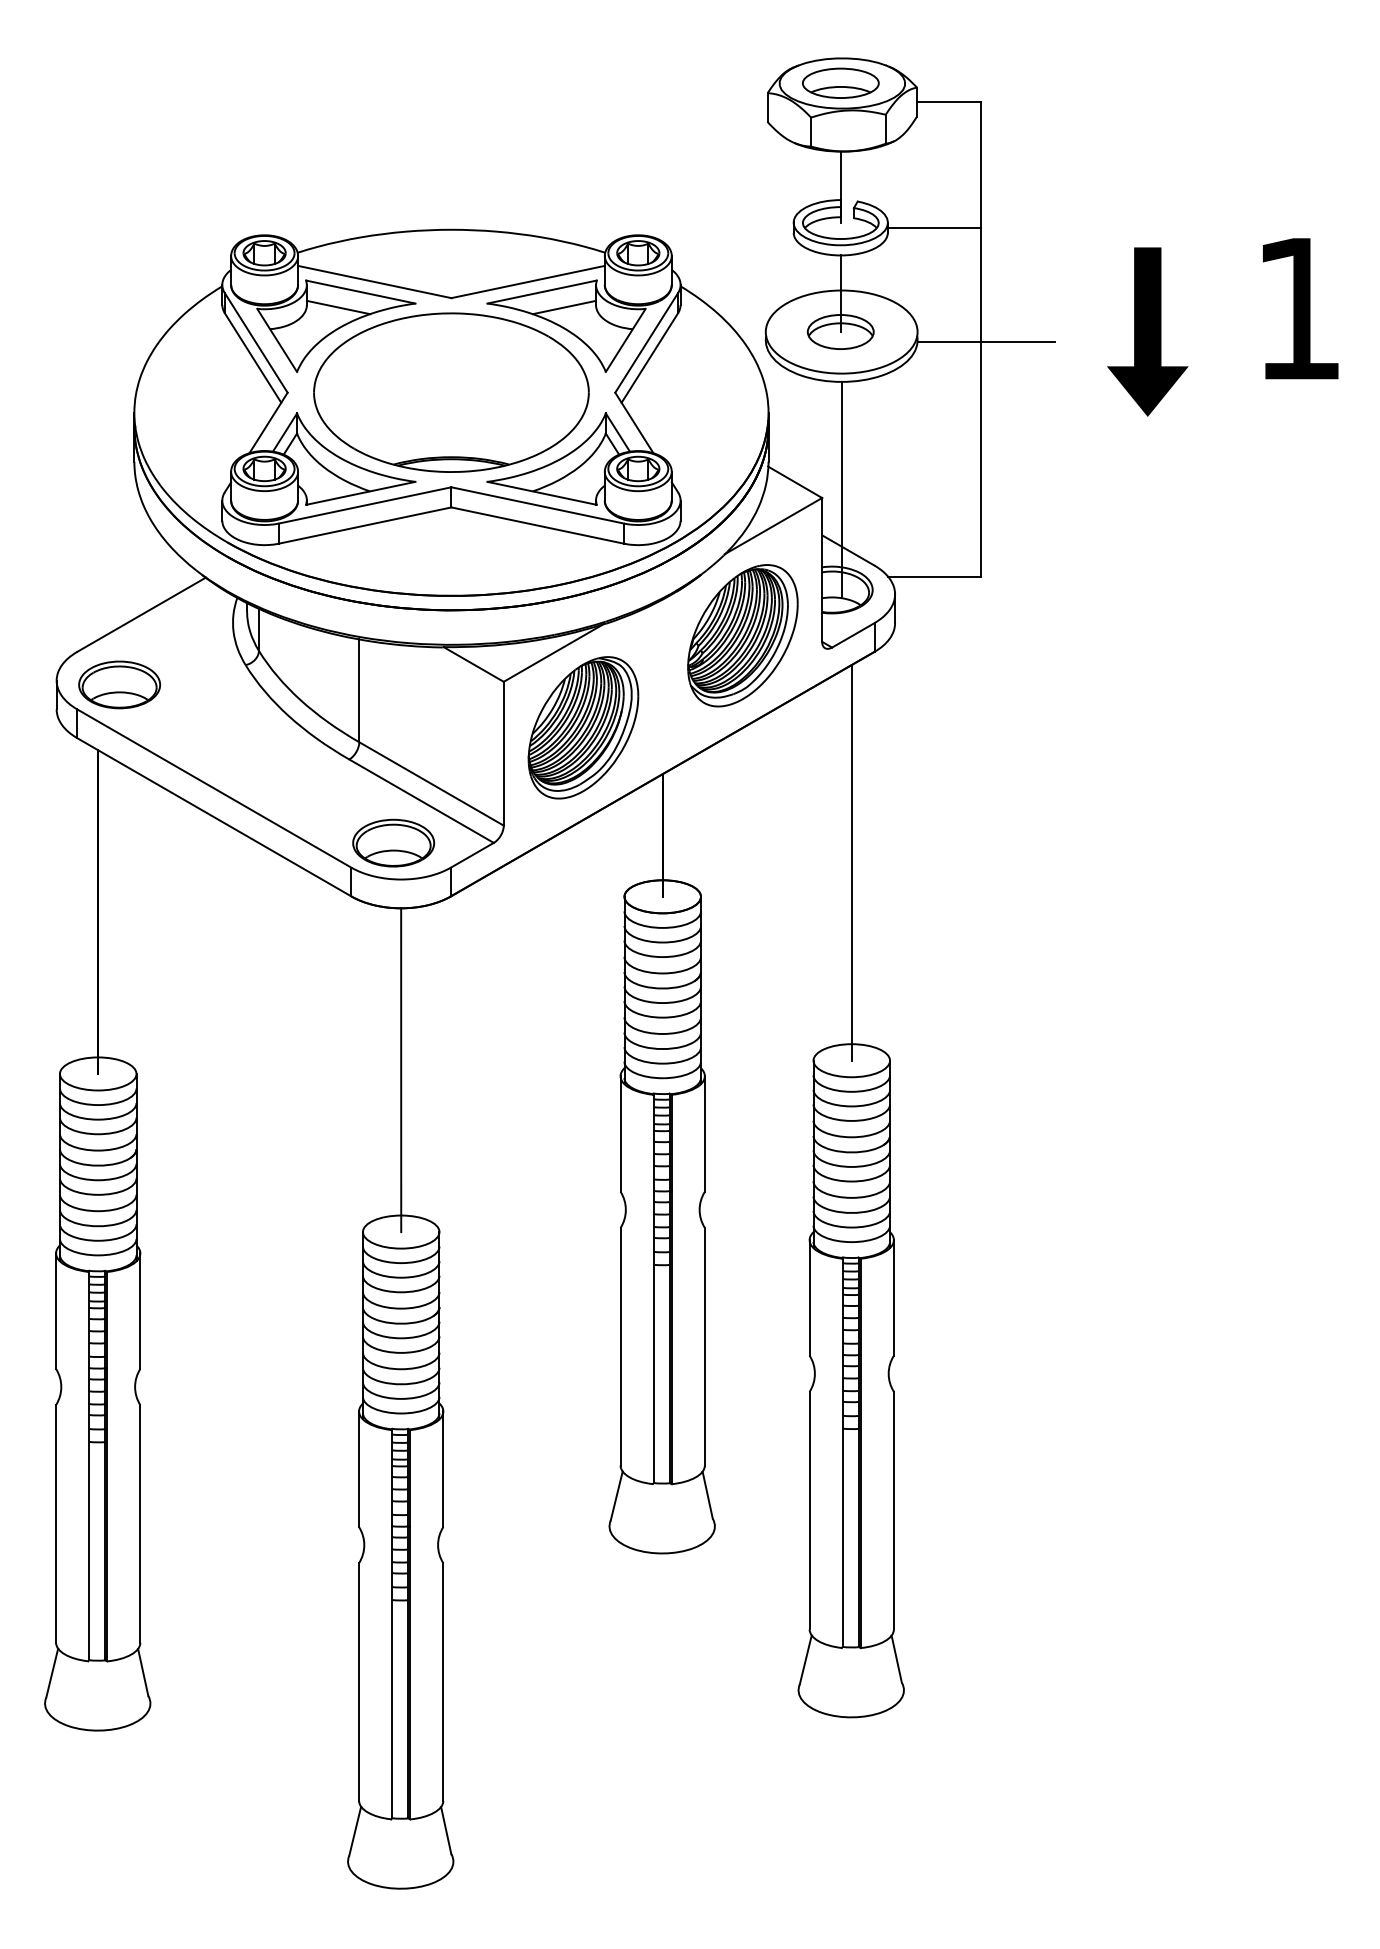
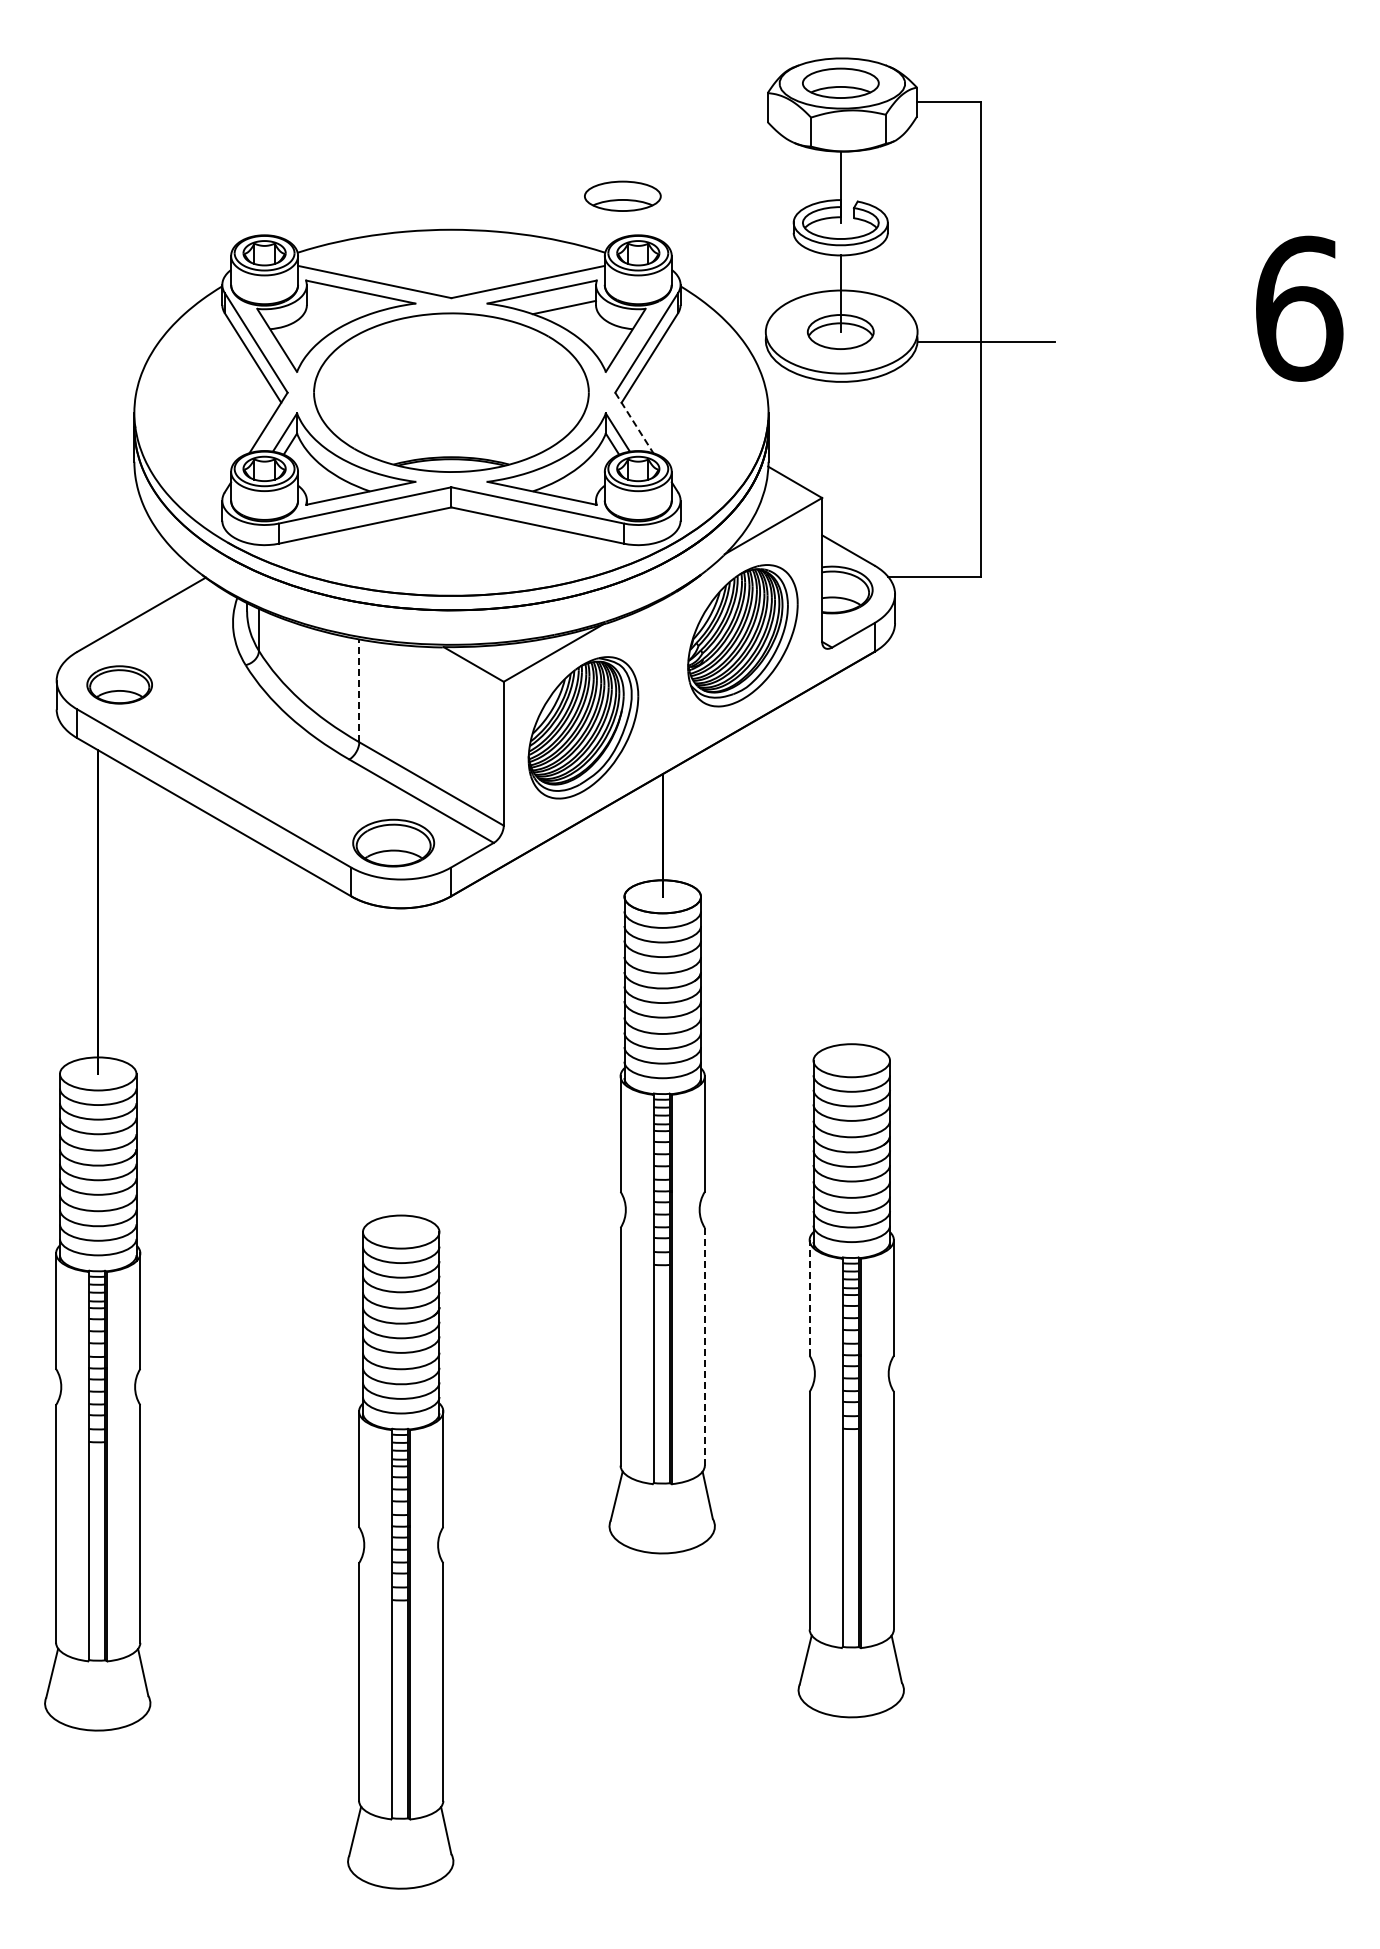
part: none -> present (622, 195)
line: present -> none (934, 227)
line: present -> none (338, 307)
text: 1 -> 6 (1299, 308)
part: present -> none (1147, 331)
line: solid -> dashed (634, 422)
line: present -> none (841, 489)
part size: 84x50 px -> 67x40 px (119, 684)
line: solid -> dashed (359, 690)
line: present -> none (851, 862)
line: present -> none (401, 1070)
line: solid -> dashed (809, 1297)
line: solid -> dashed (704, 1346)
